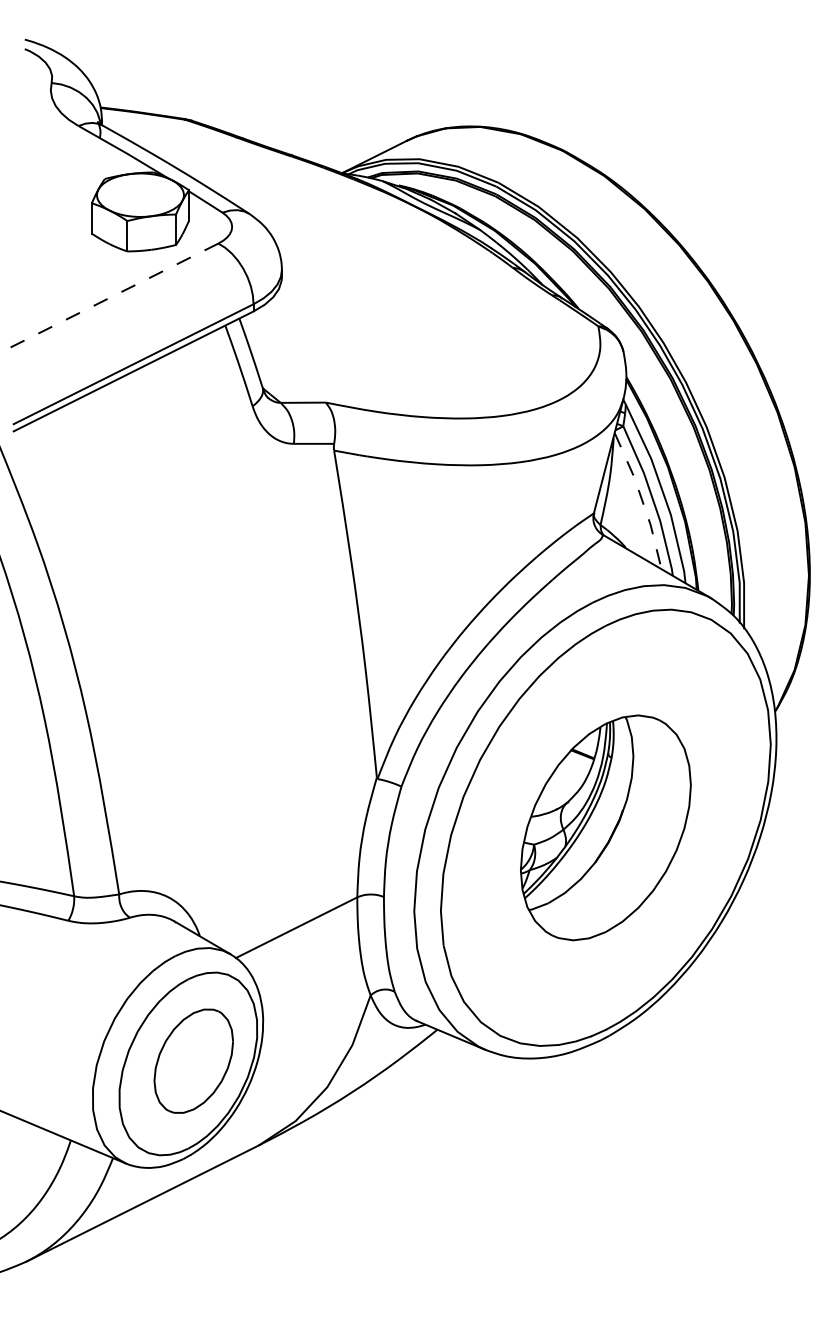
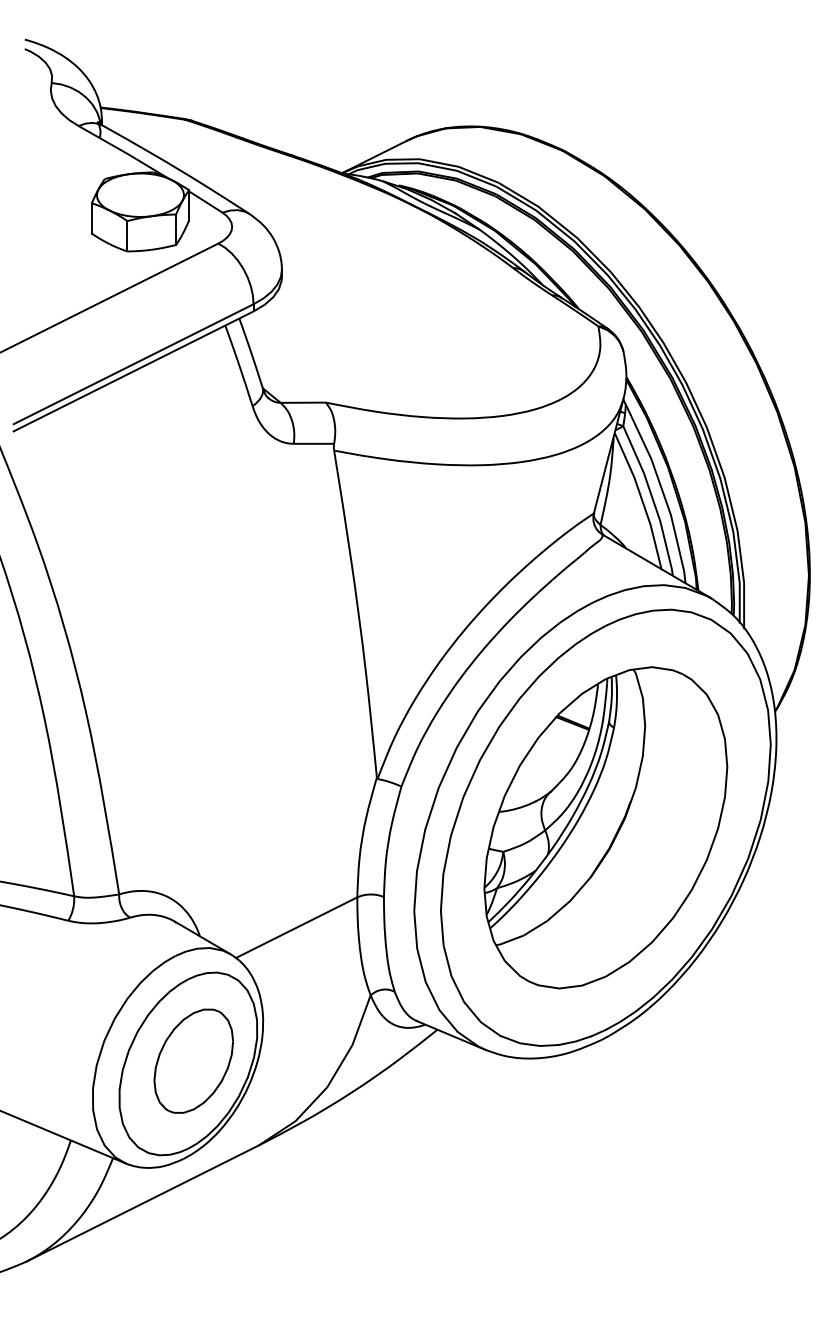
line: dashed -> solid (109, 297)
line: dashed -> solid (642, 499)
part size: 172x228 px -> 246x324 px (605, 827)
